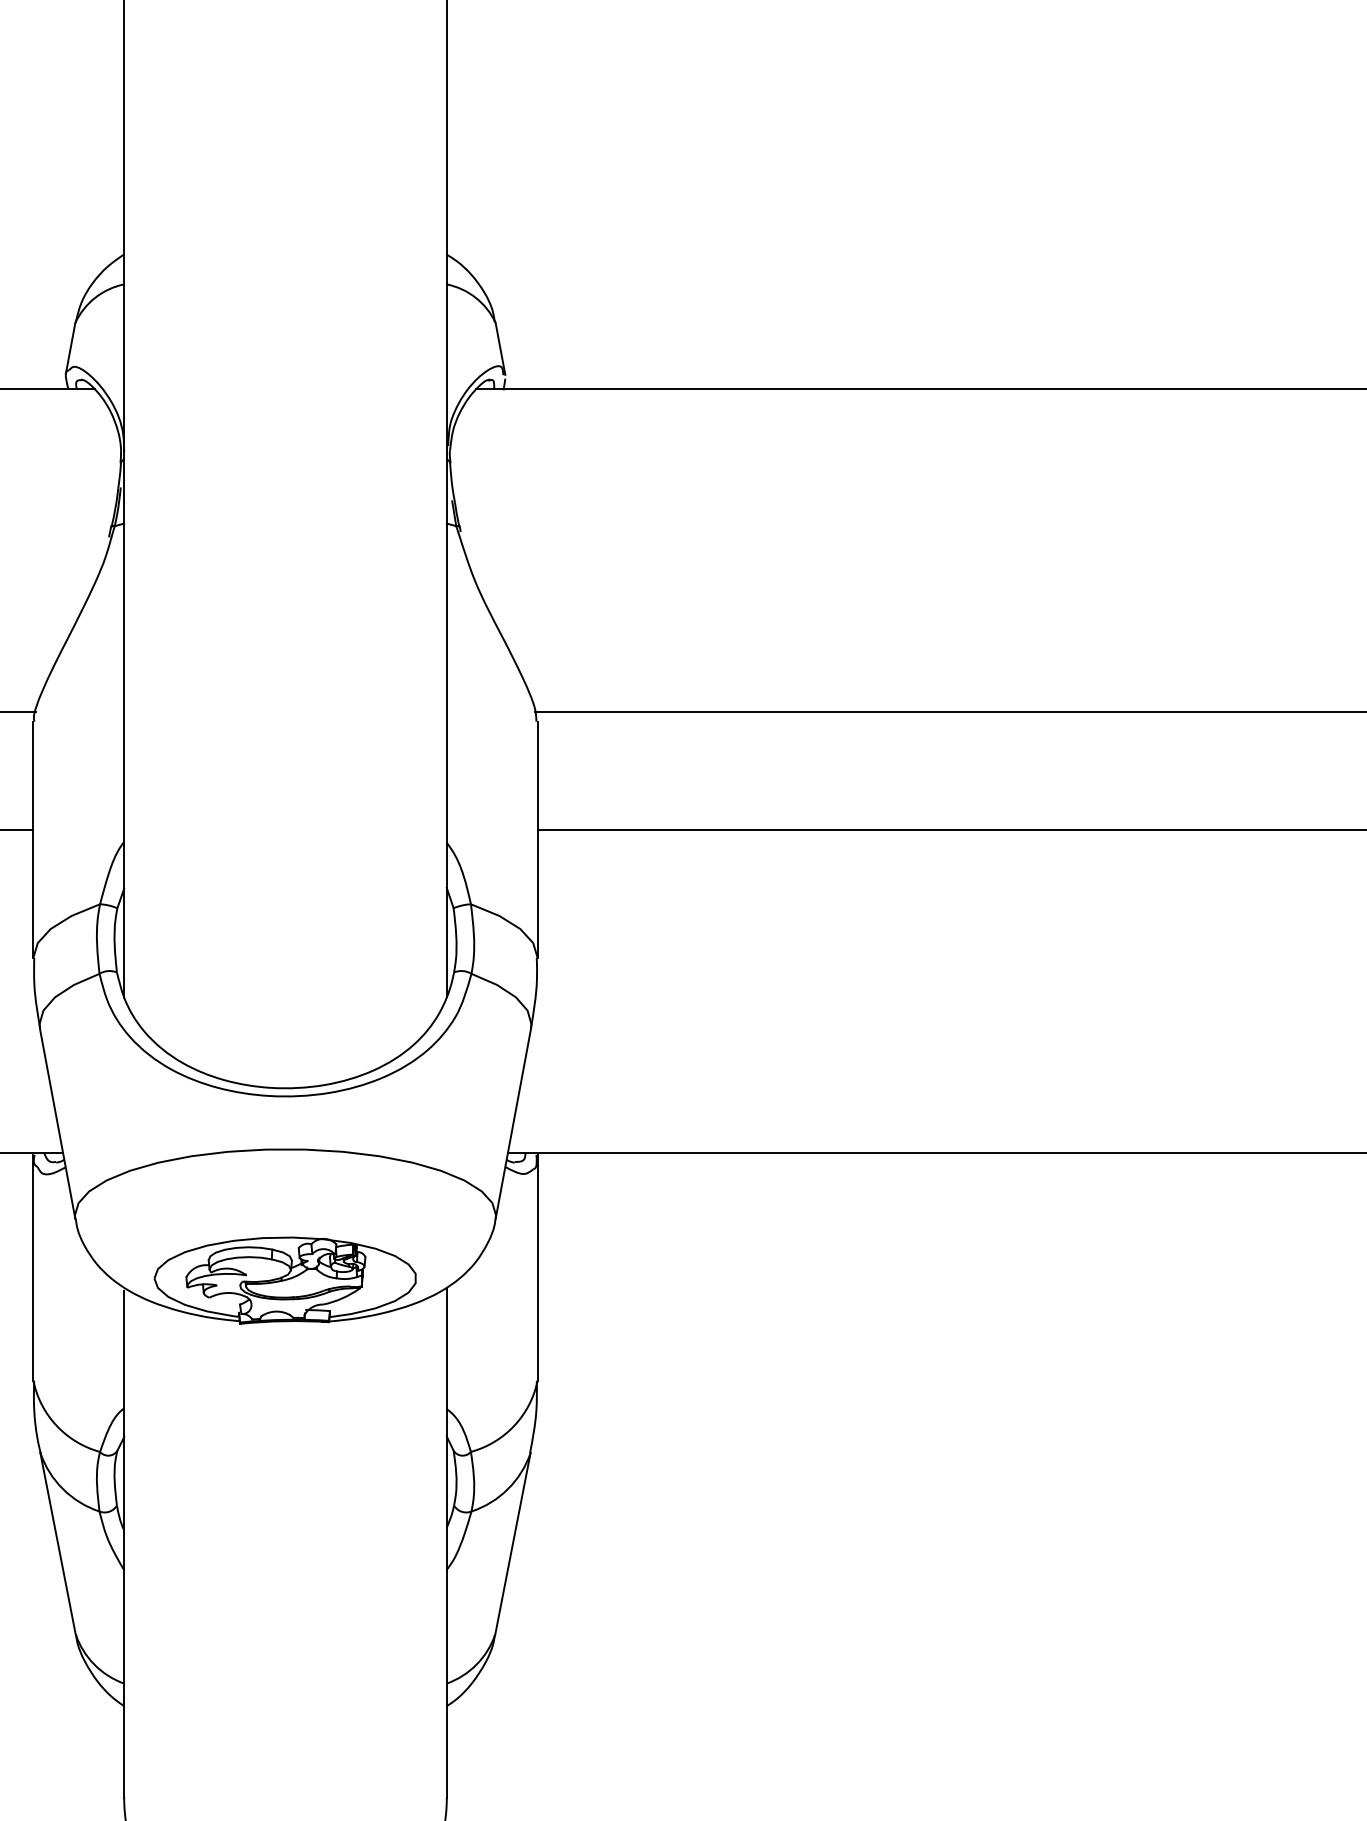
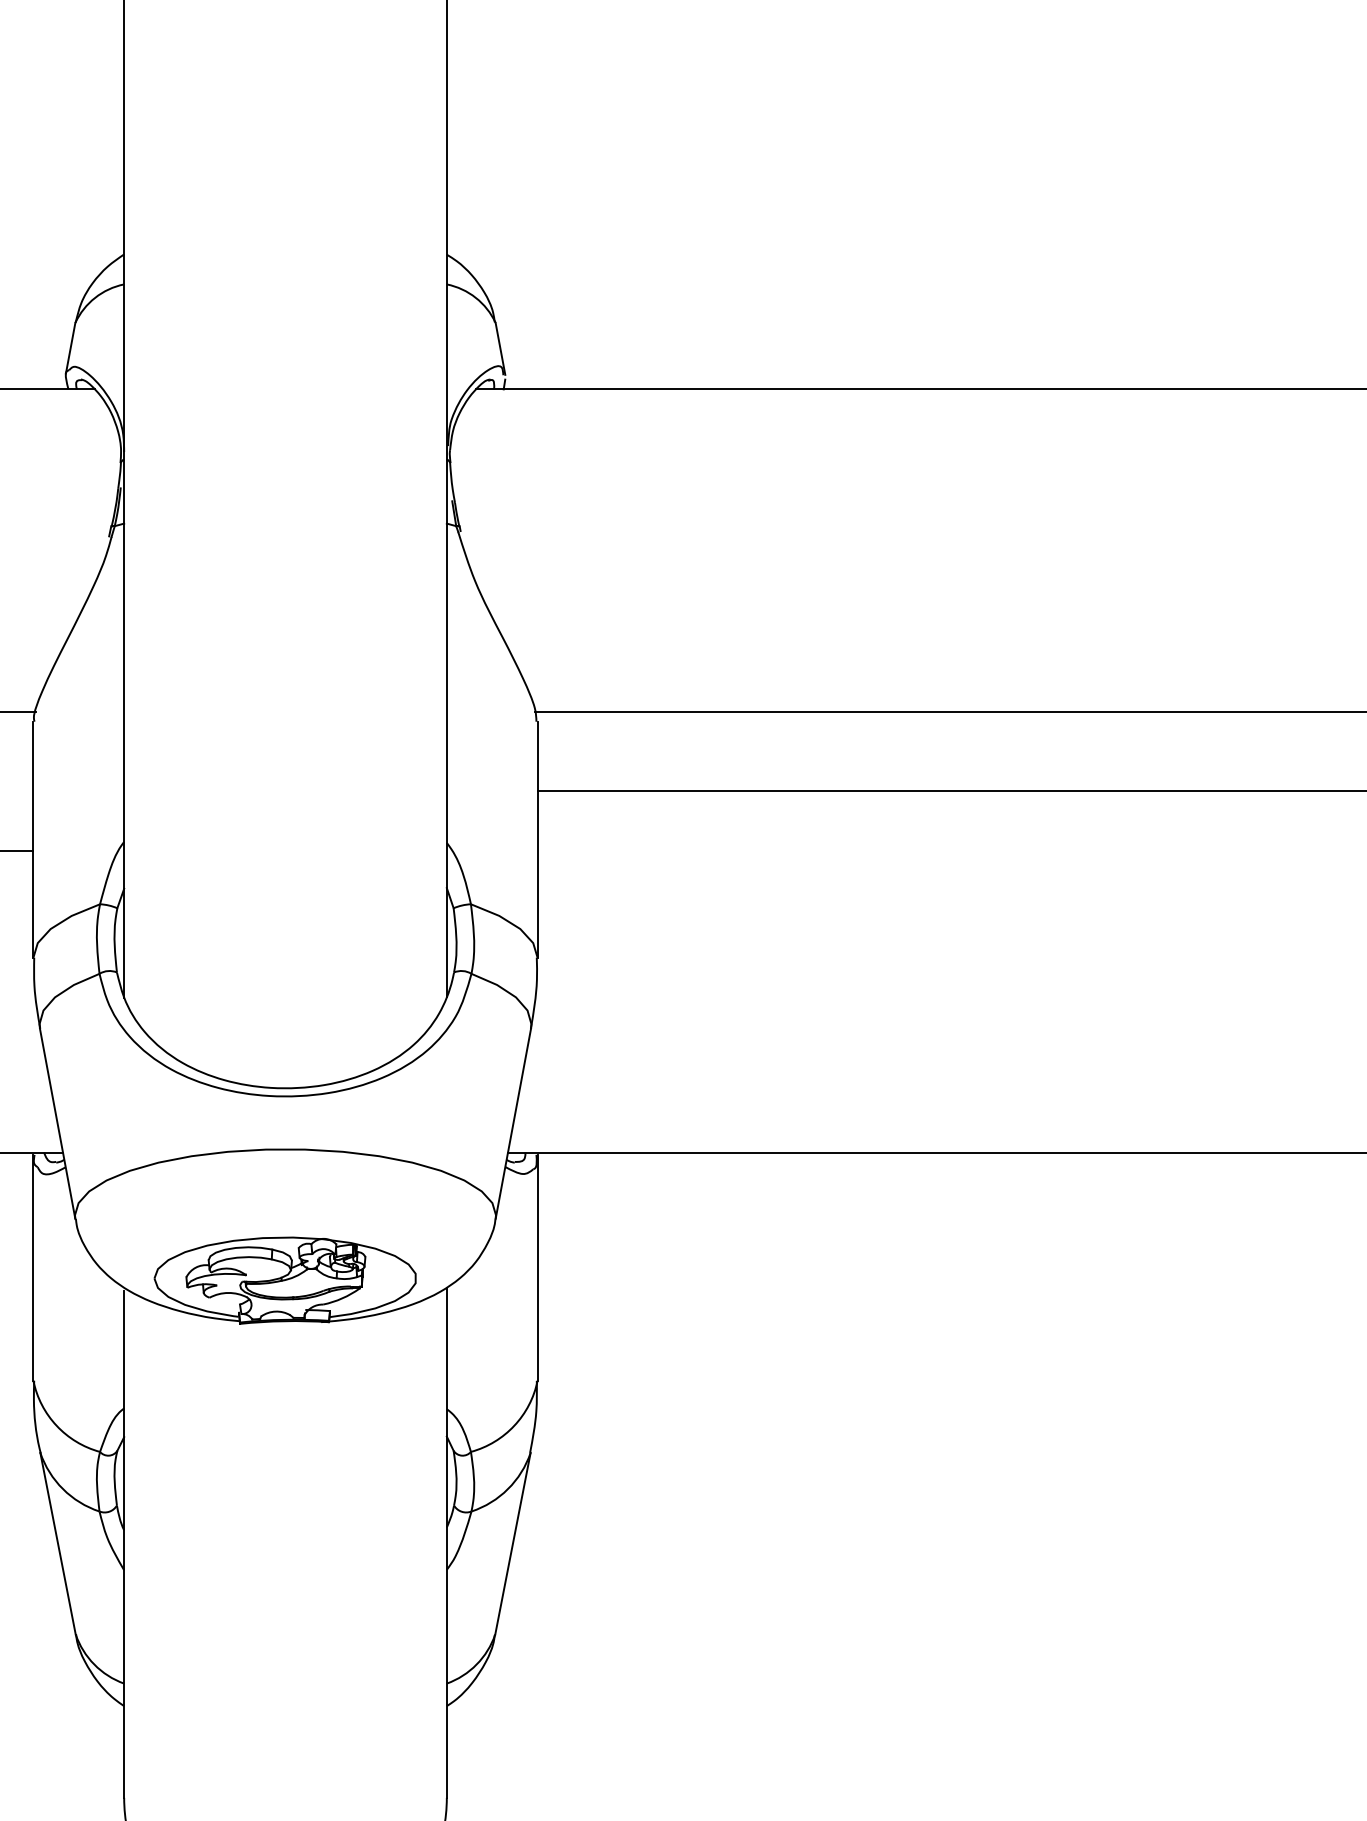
line position: (17, 829) -> (17, 850) (17, 850)
line position: (950, 829) -> (950, 790) (950, 790)
